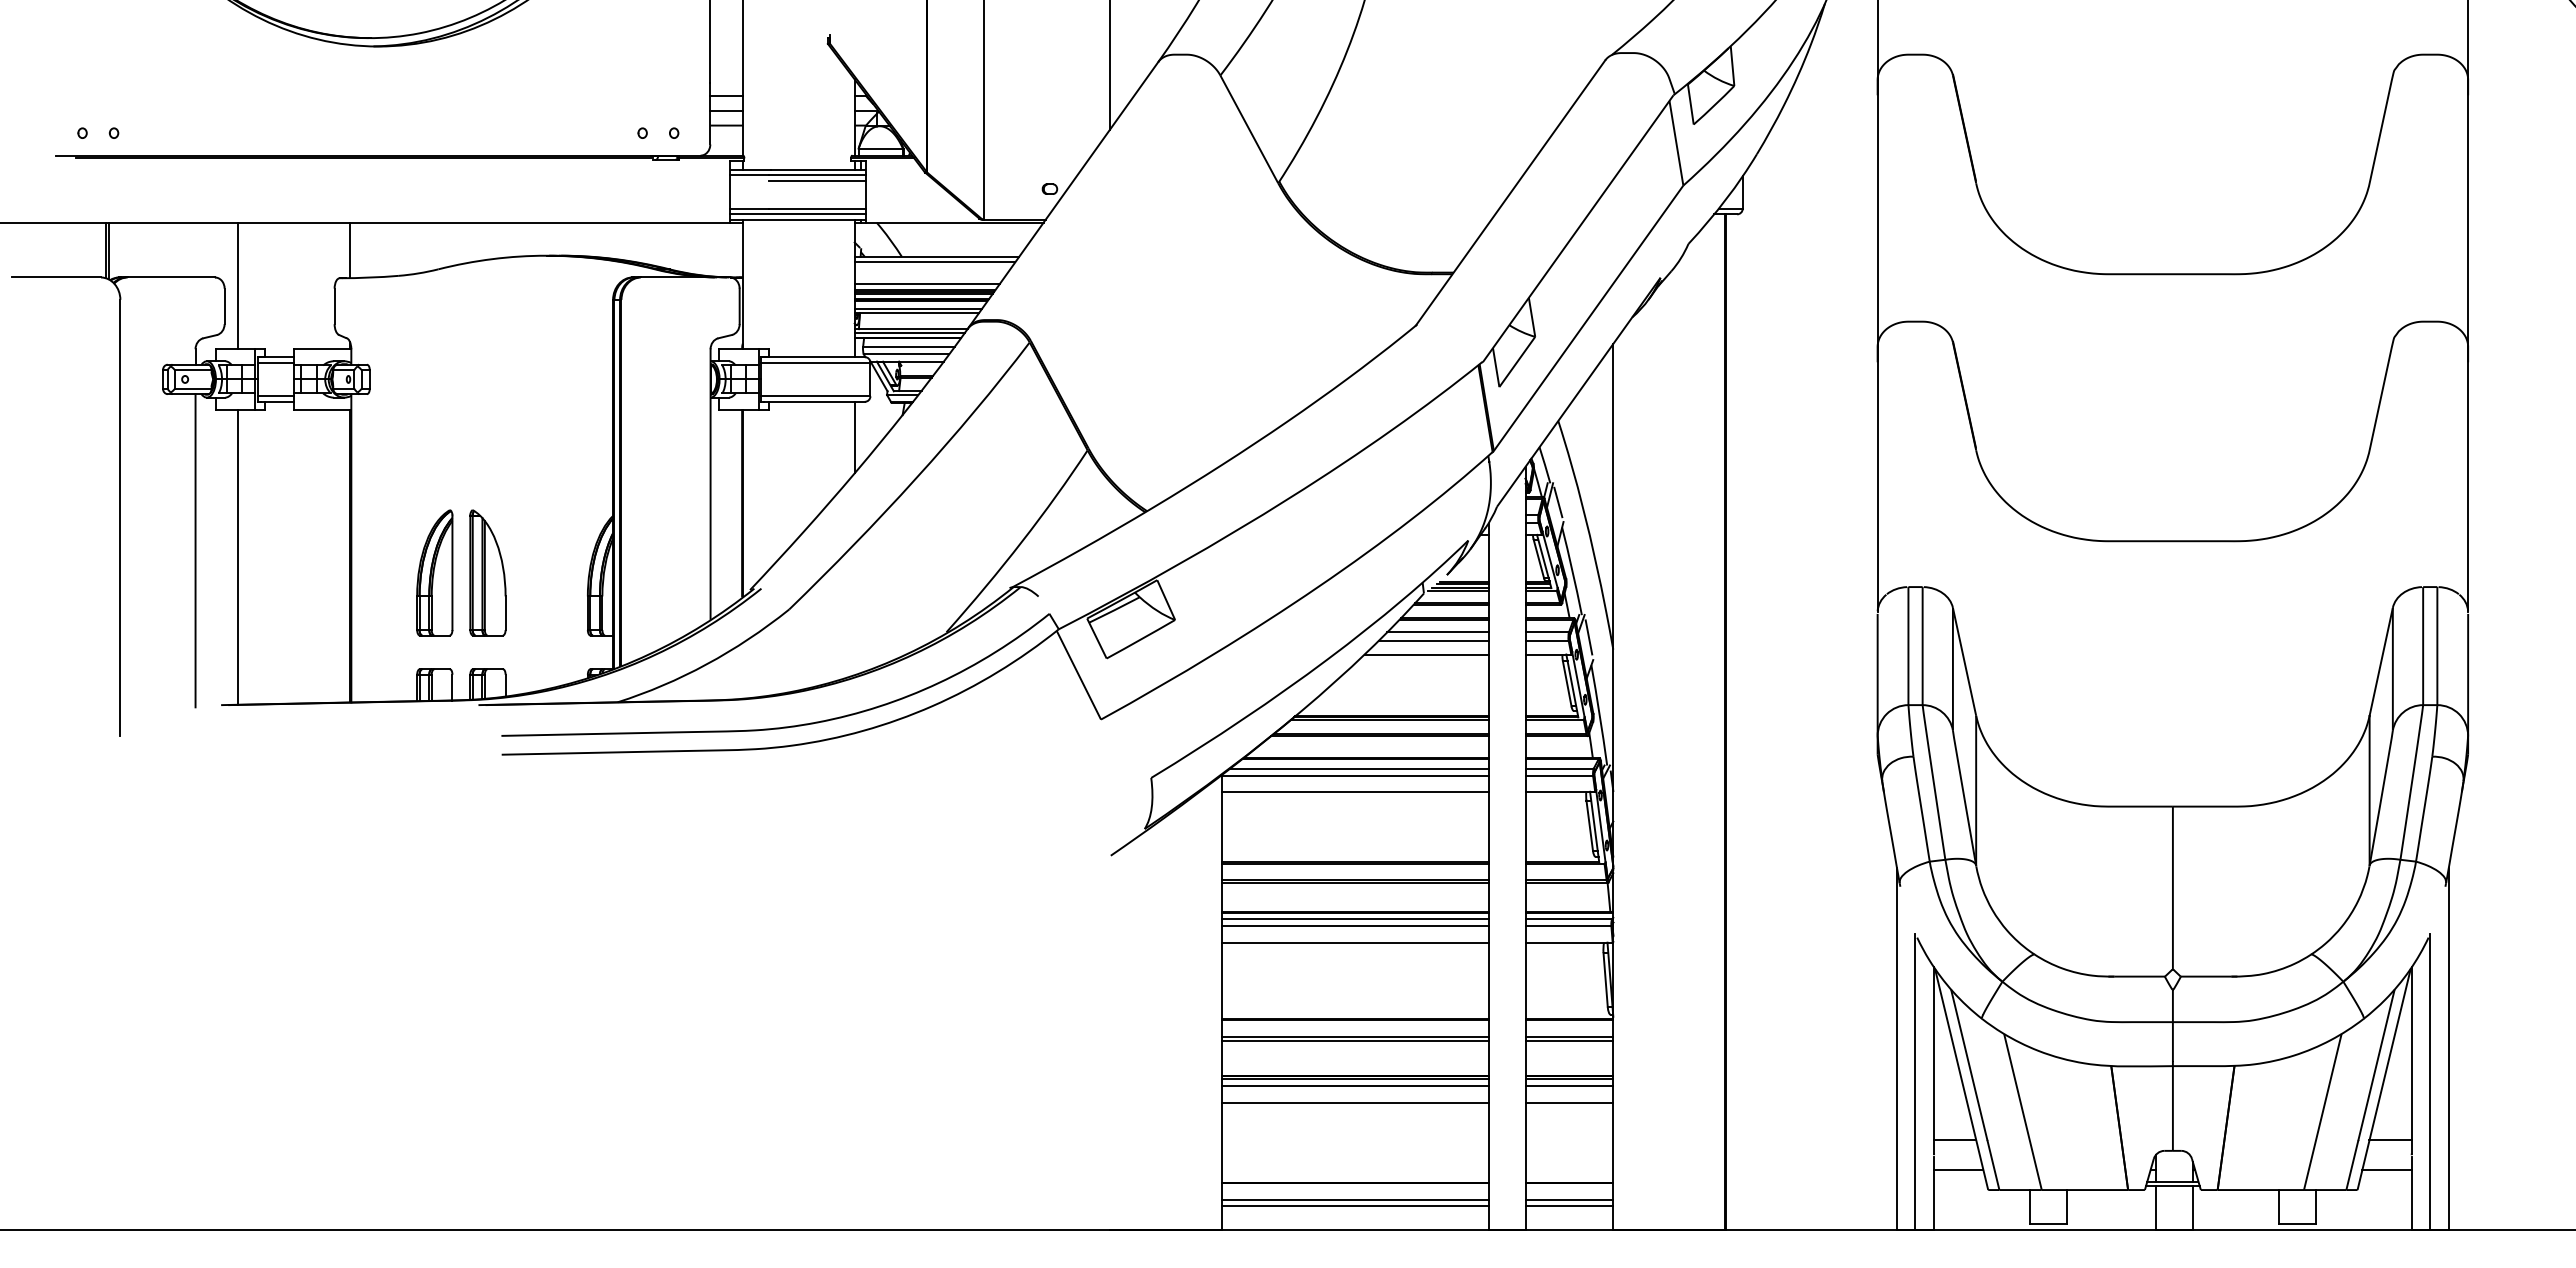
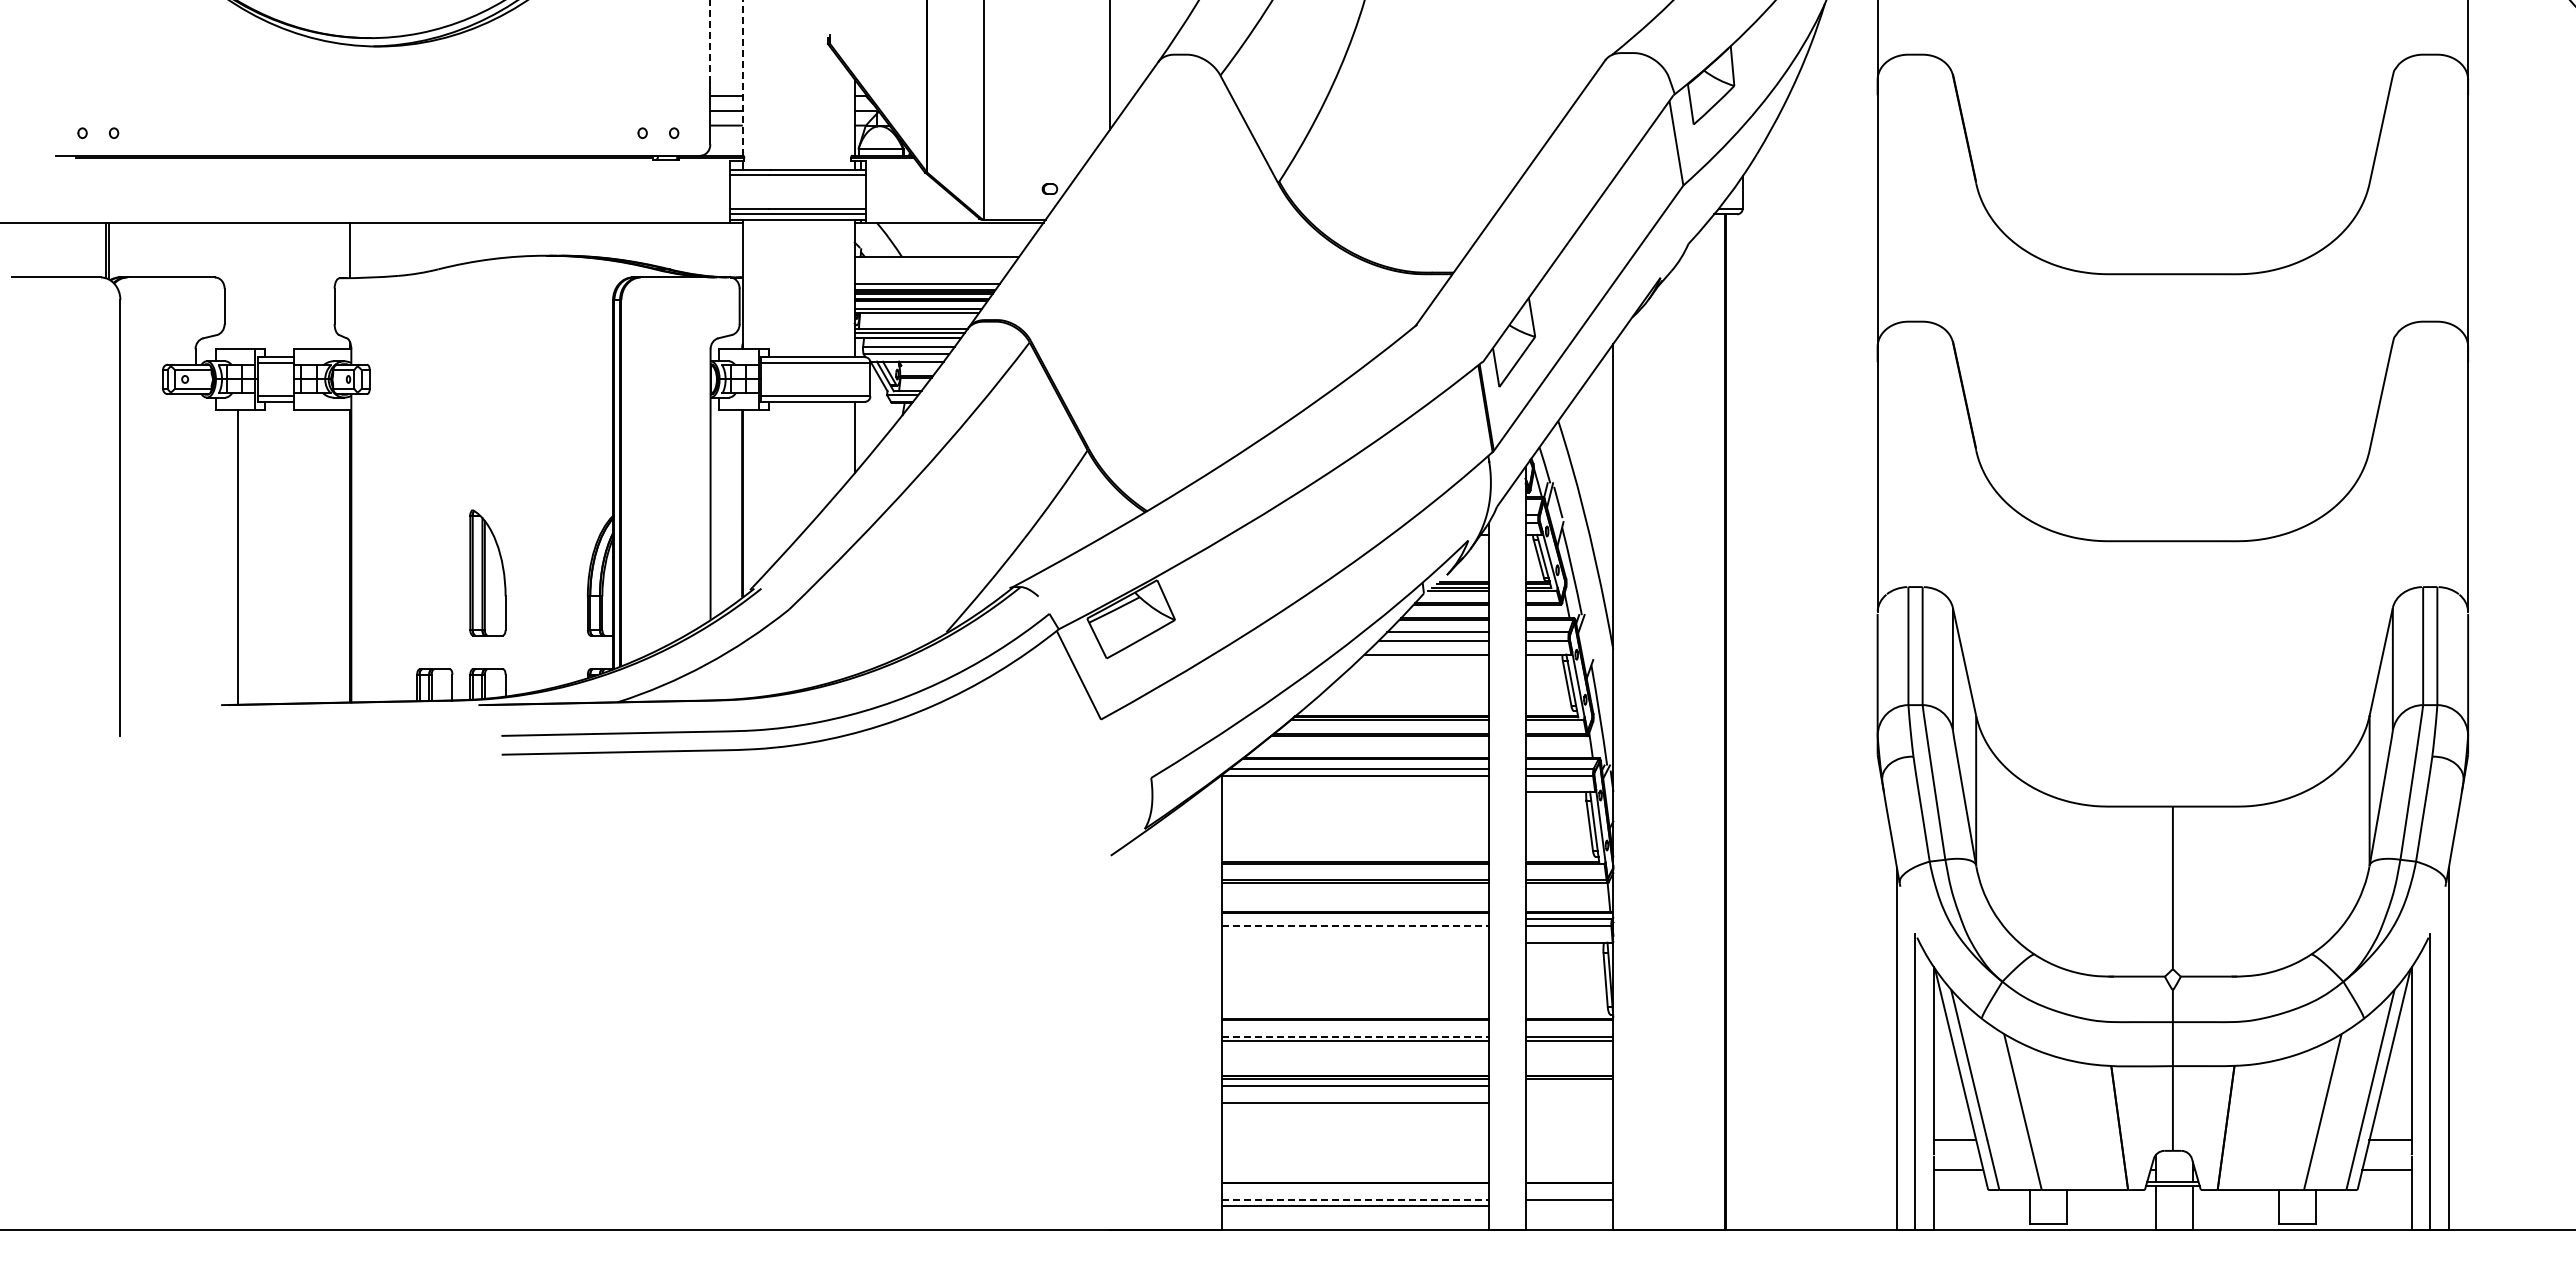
line: solid -> dashed (710, 41)
line: solid -> dashed (742, 77)
line: present -> none (816, 180)
line: present -> none (934, 262)
line: present -> none (238, 285)
line: present -> none (195, 550)
part: present -> none (434, 572)
line: present -> none (1588, 637)
line: present -> none (1354, 791)
line: present -> none (1354, 918)
line: solid -> dashed (1355, 926)
line: present -> none (1354, 942)
line: solid -> dashed (1355, 1036)
line: present -> none (1569, 1085)
line: present -> none (1569, 1102)
line: solid -> dashed (1355, 1200)
line: present -> none (1569, 1205)
